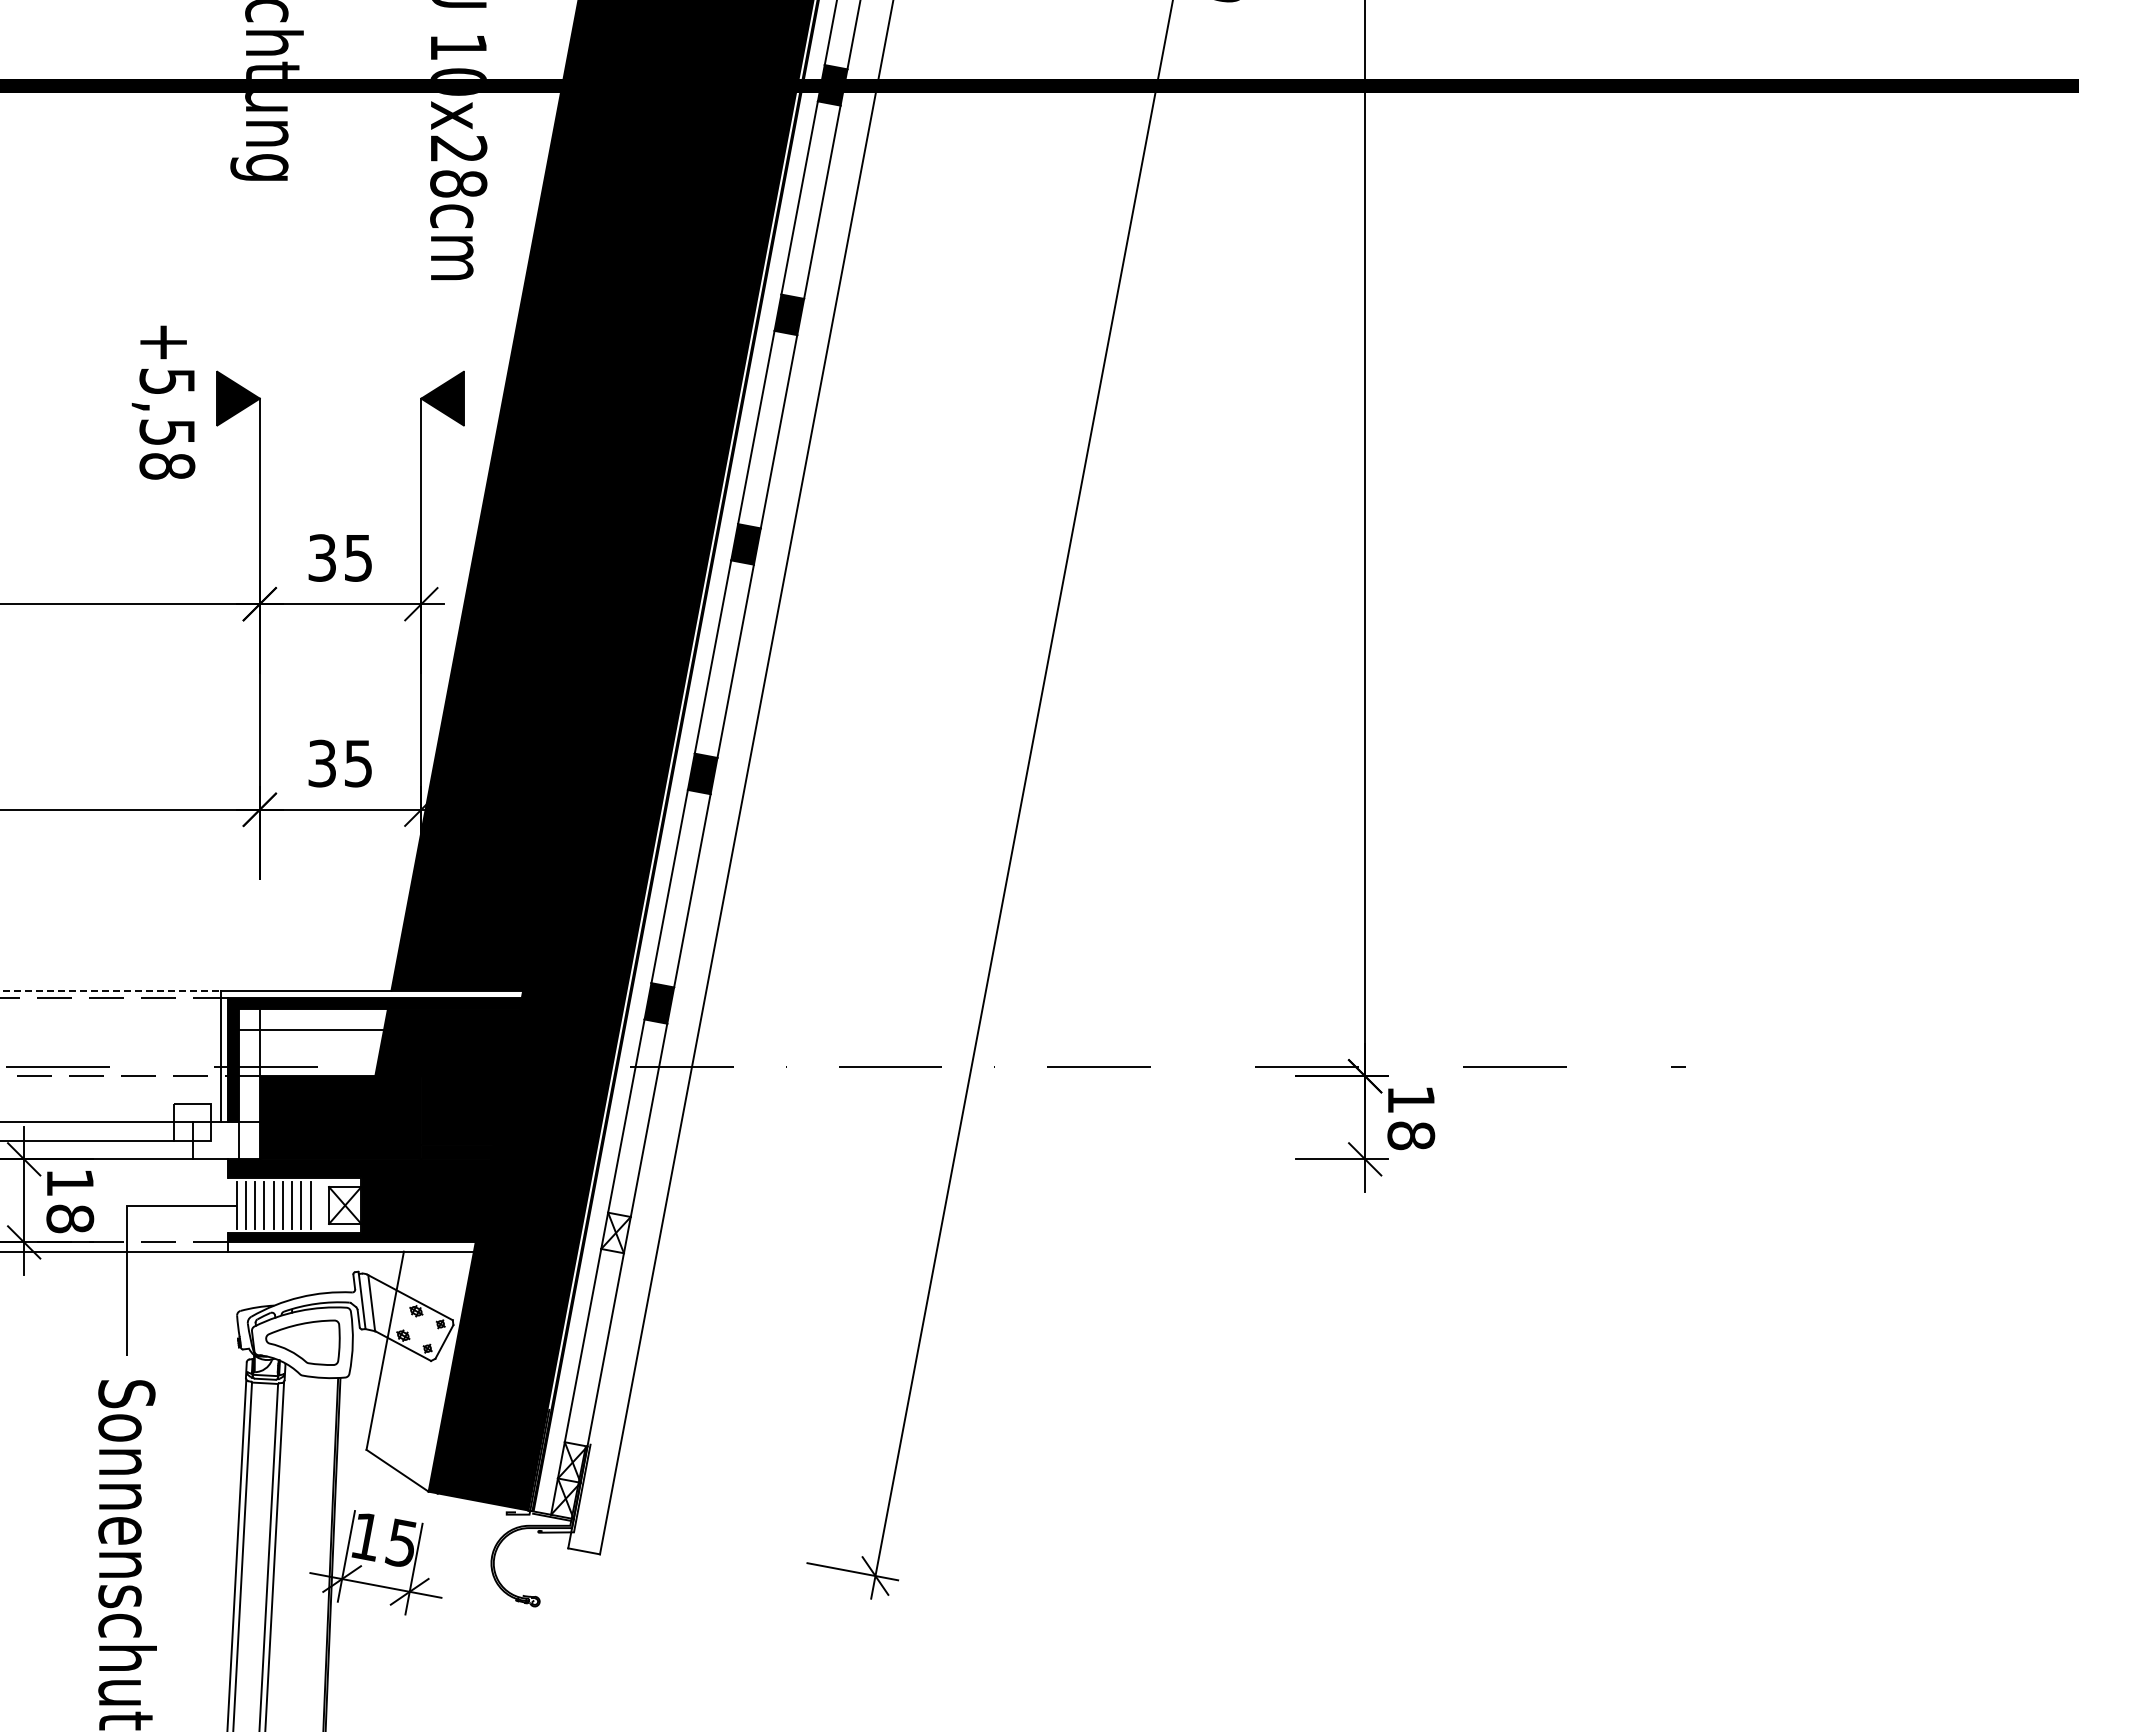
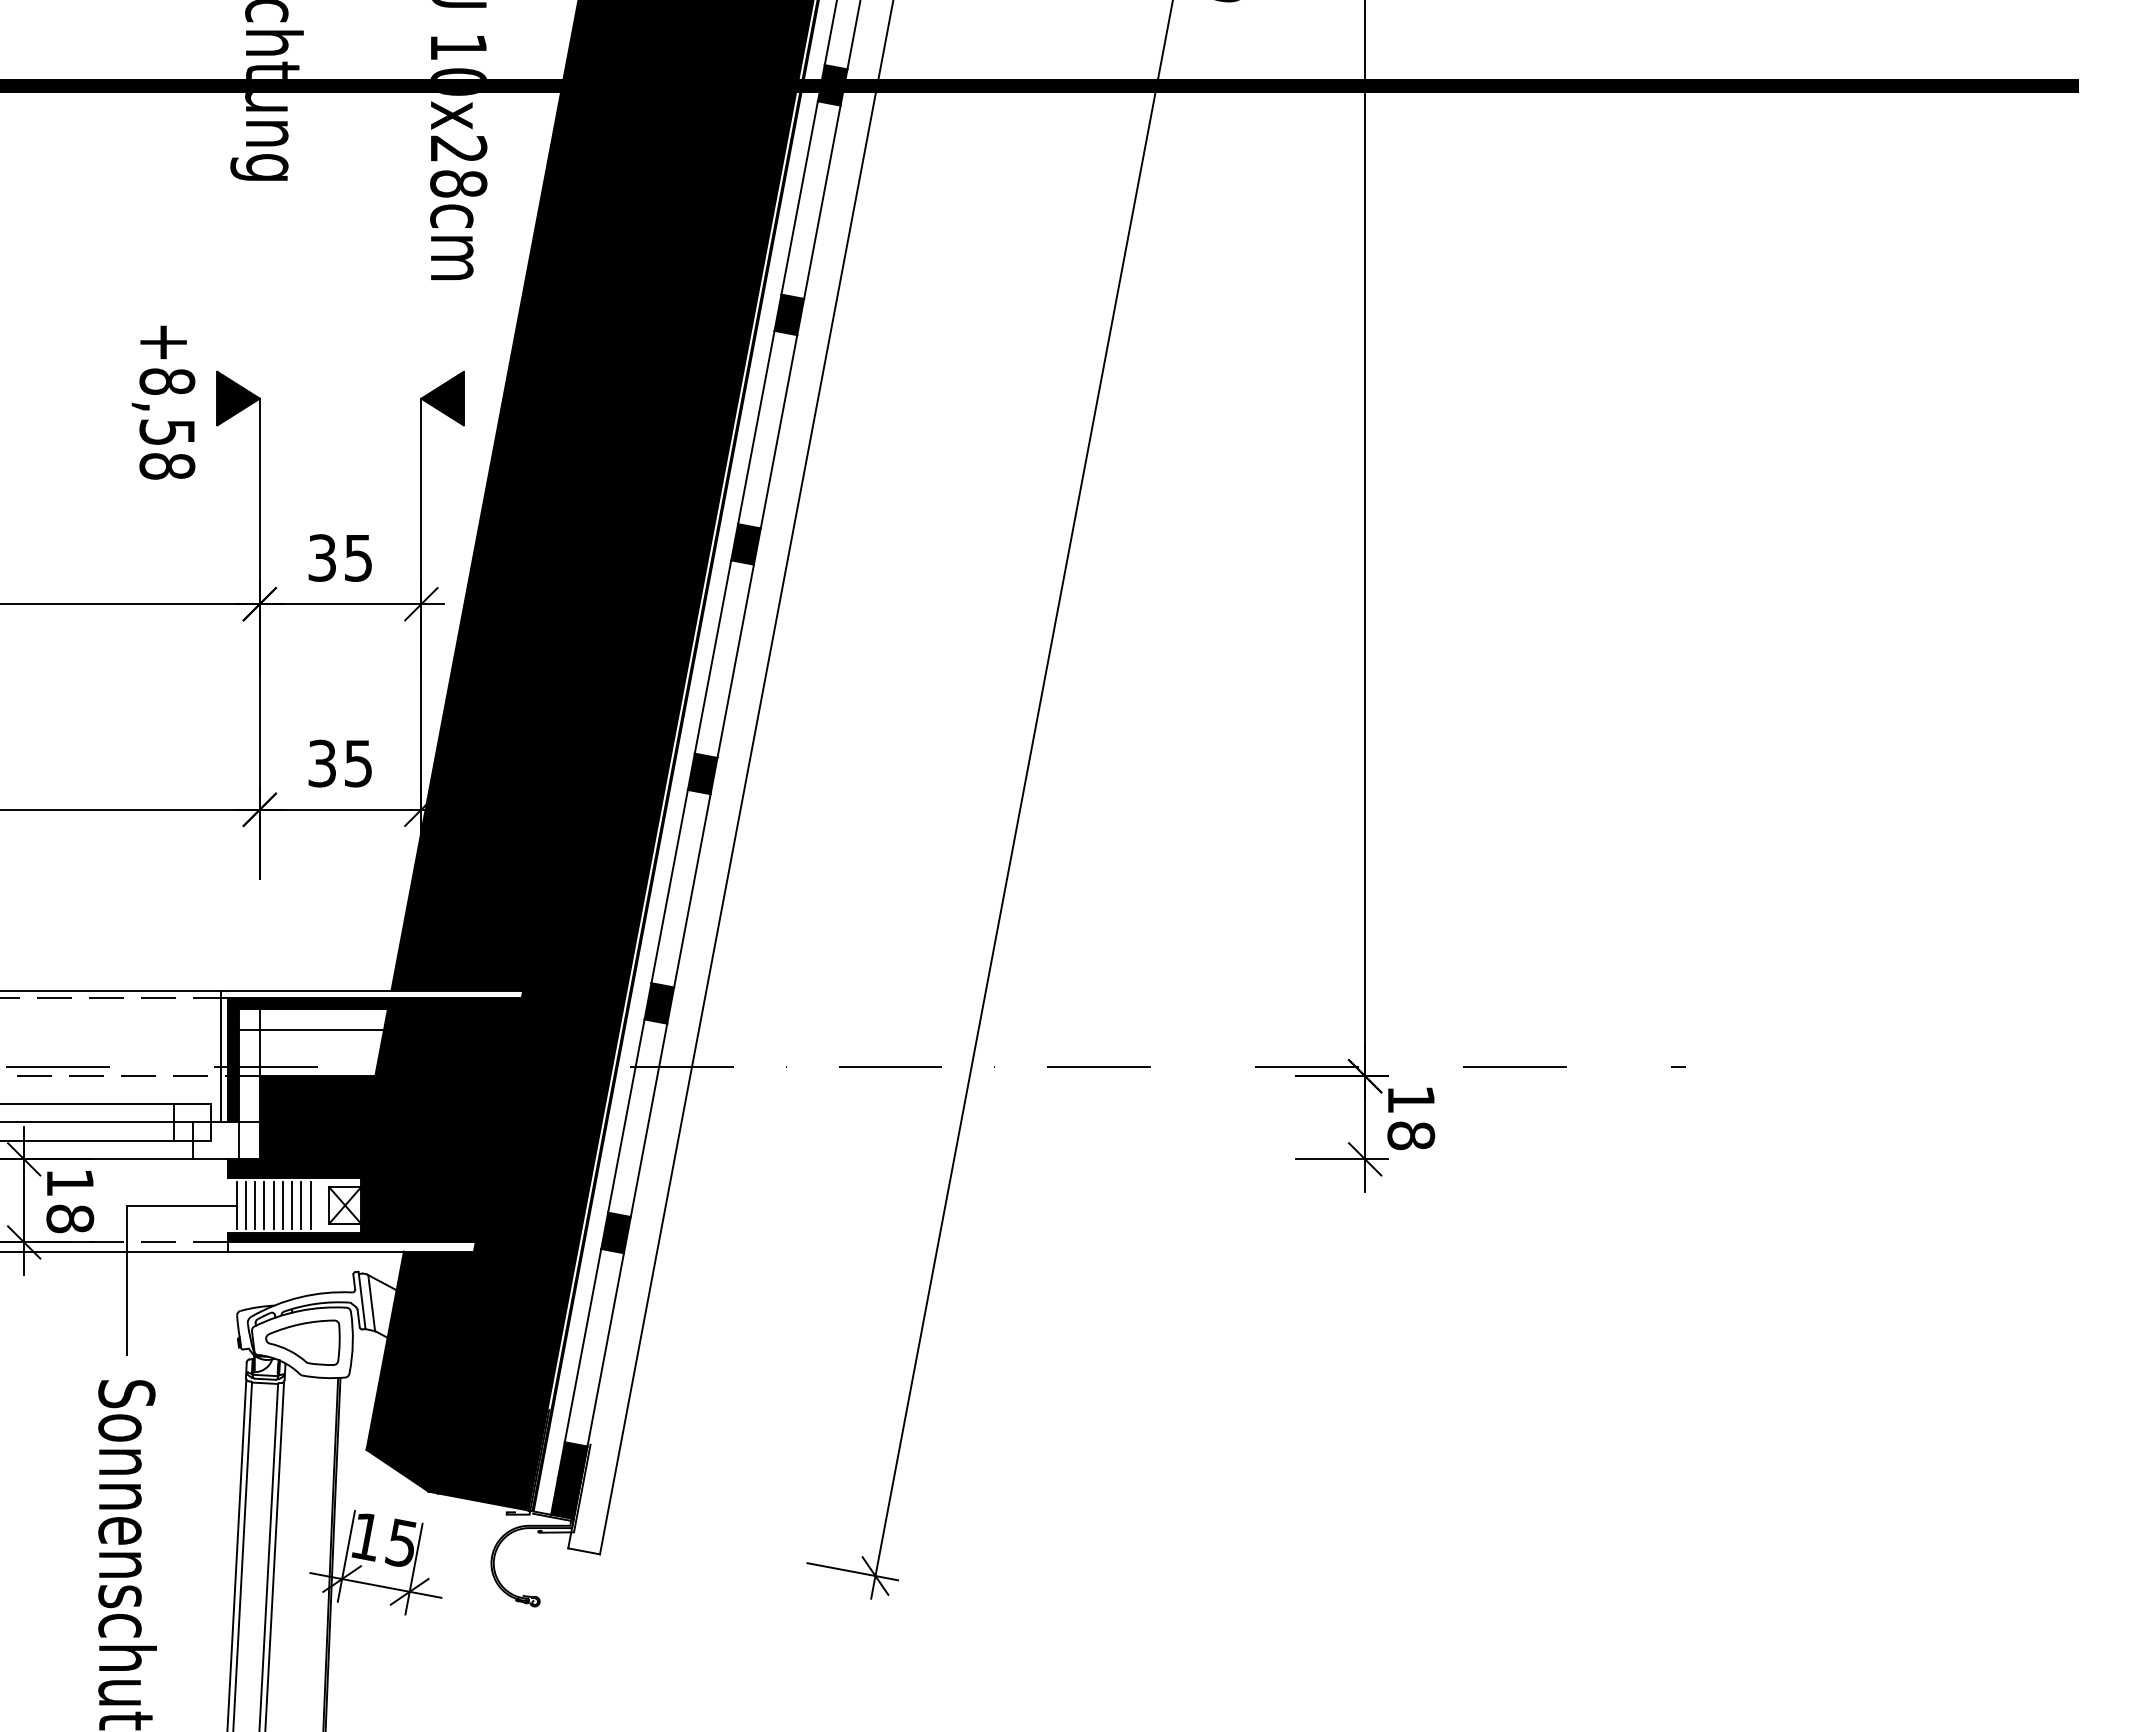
text: +5,58 -> +8,58 (167, 381)
line: dashed -> solid (110, 990)
line: none -> present (88, 1103)
fill: none -> present (615, 1232)
fill: none -> present (419, 1371)
fill: none -> present (569, 1480)
